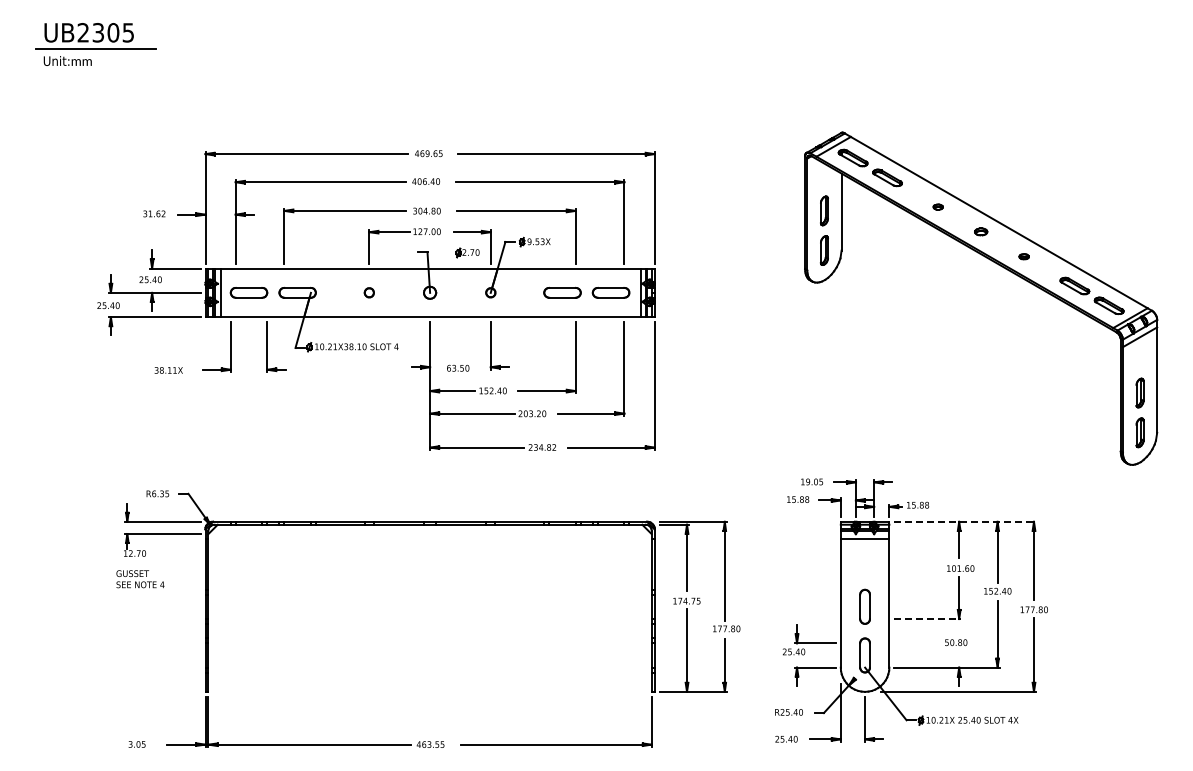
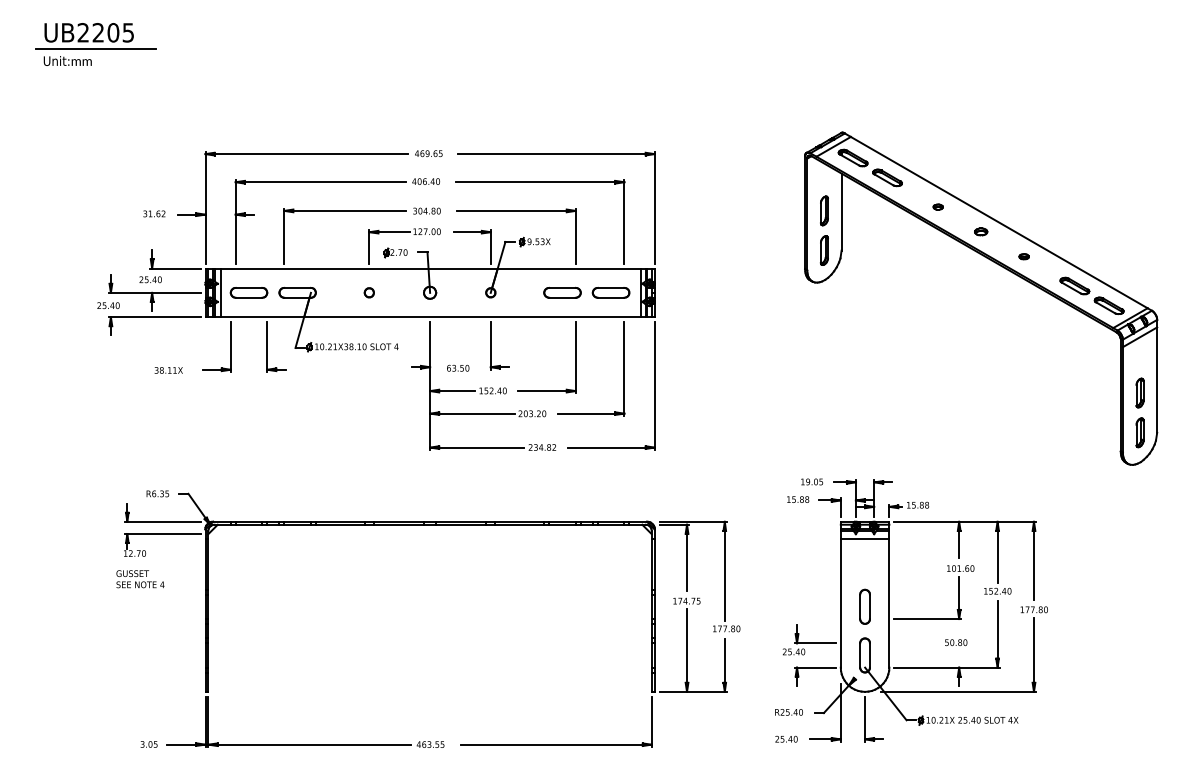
text: UB2305 -> UB2205 (97, 32)
part position: (467, 252) -> (395, 252) (395, 252)
line: dashed -> solid (965, 521)
line: dashed -> solid (927, 619)
text position: (136, 744) -> (148, 744) (148, 744)
